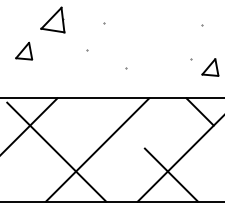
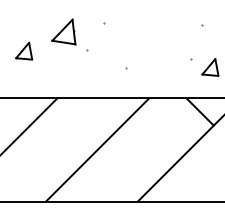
part position: (52, 19) -> (63, 31) (63, 31)
line: present -> none (56, 151)
line: present -> none (170, 174)
